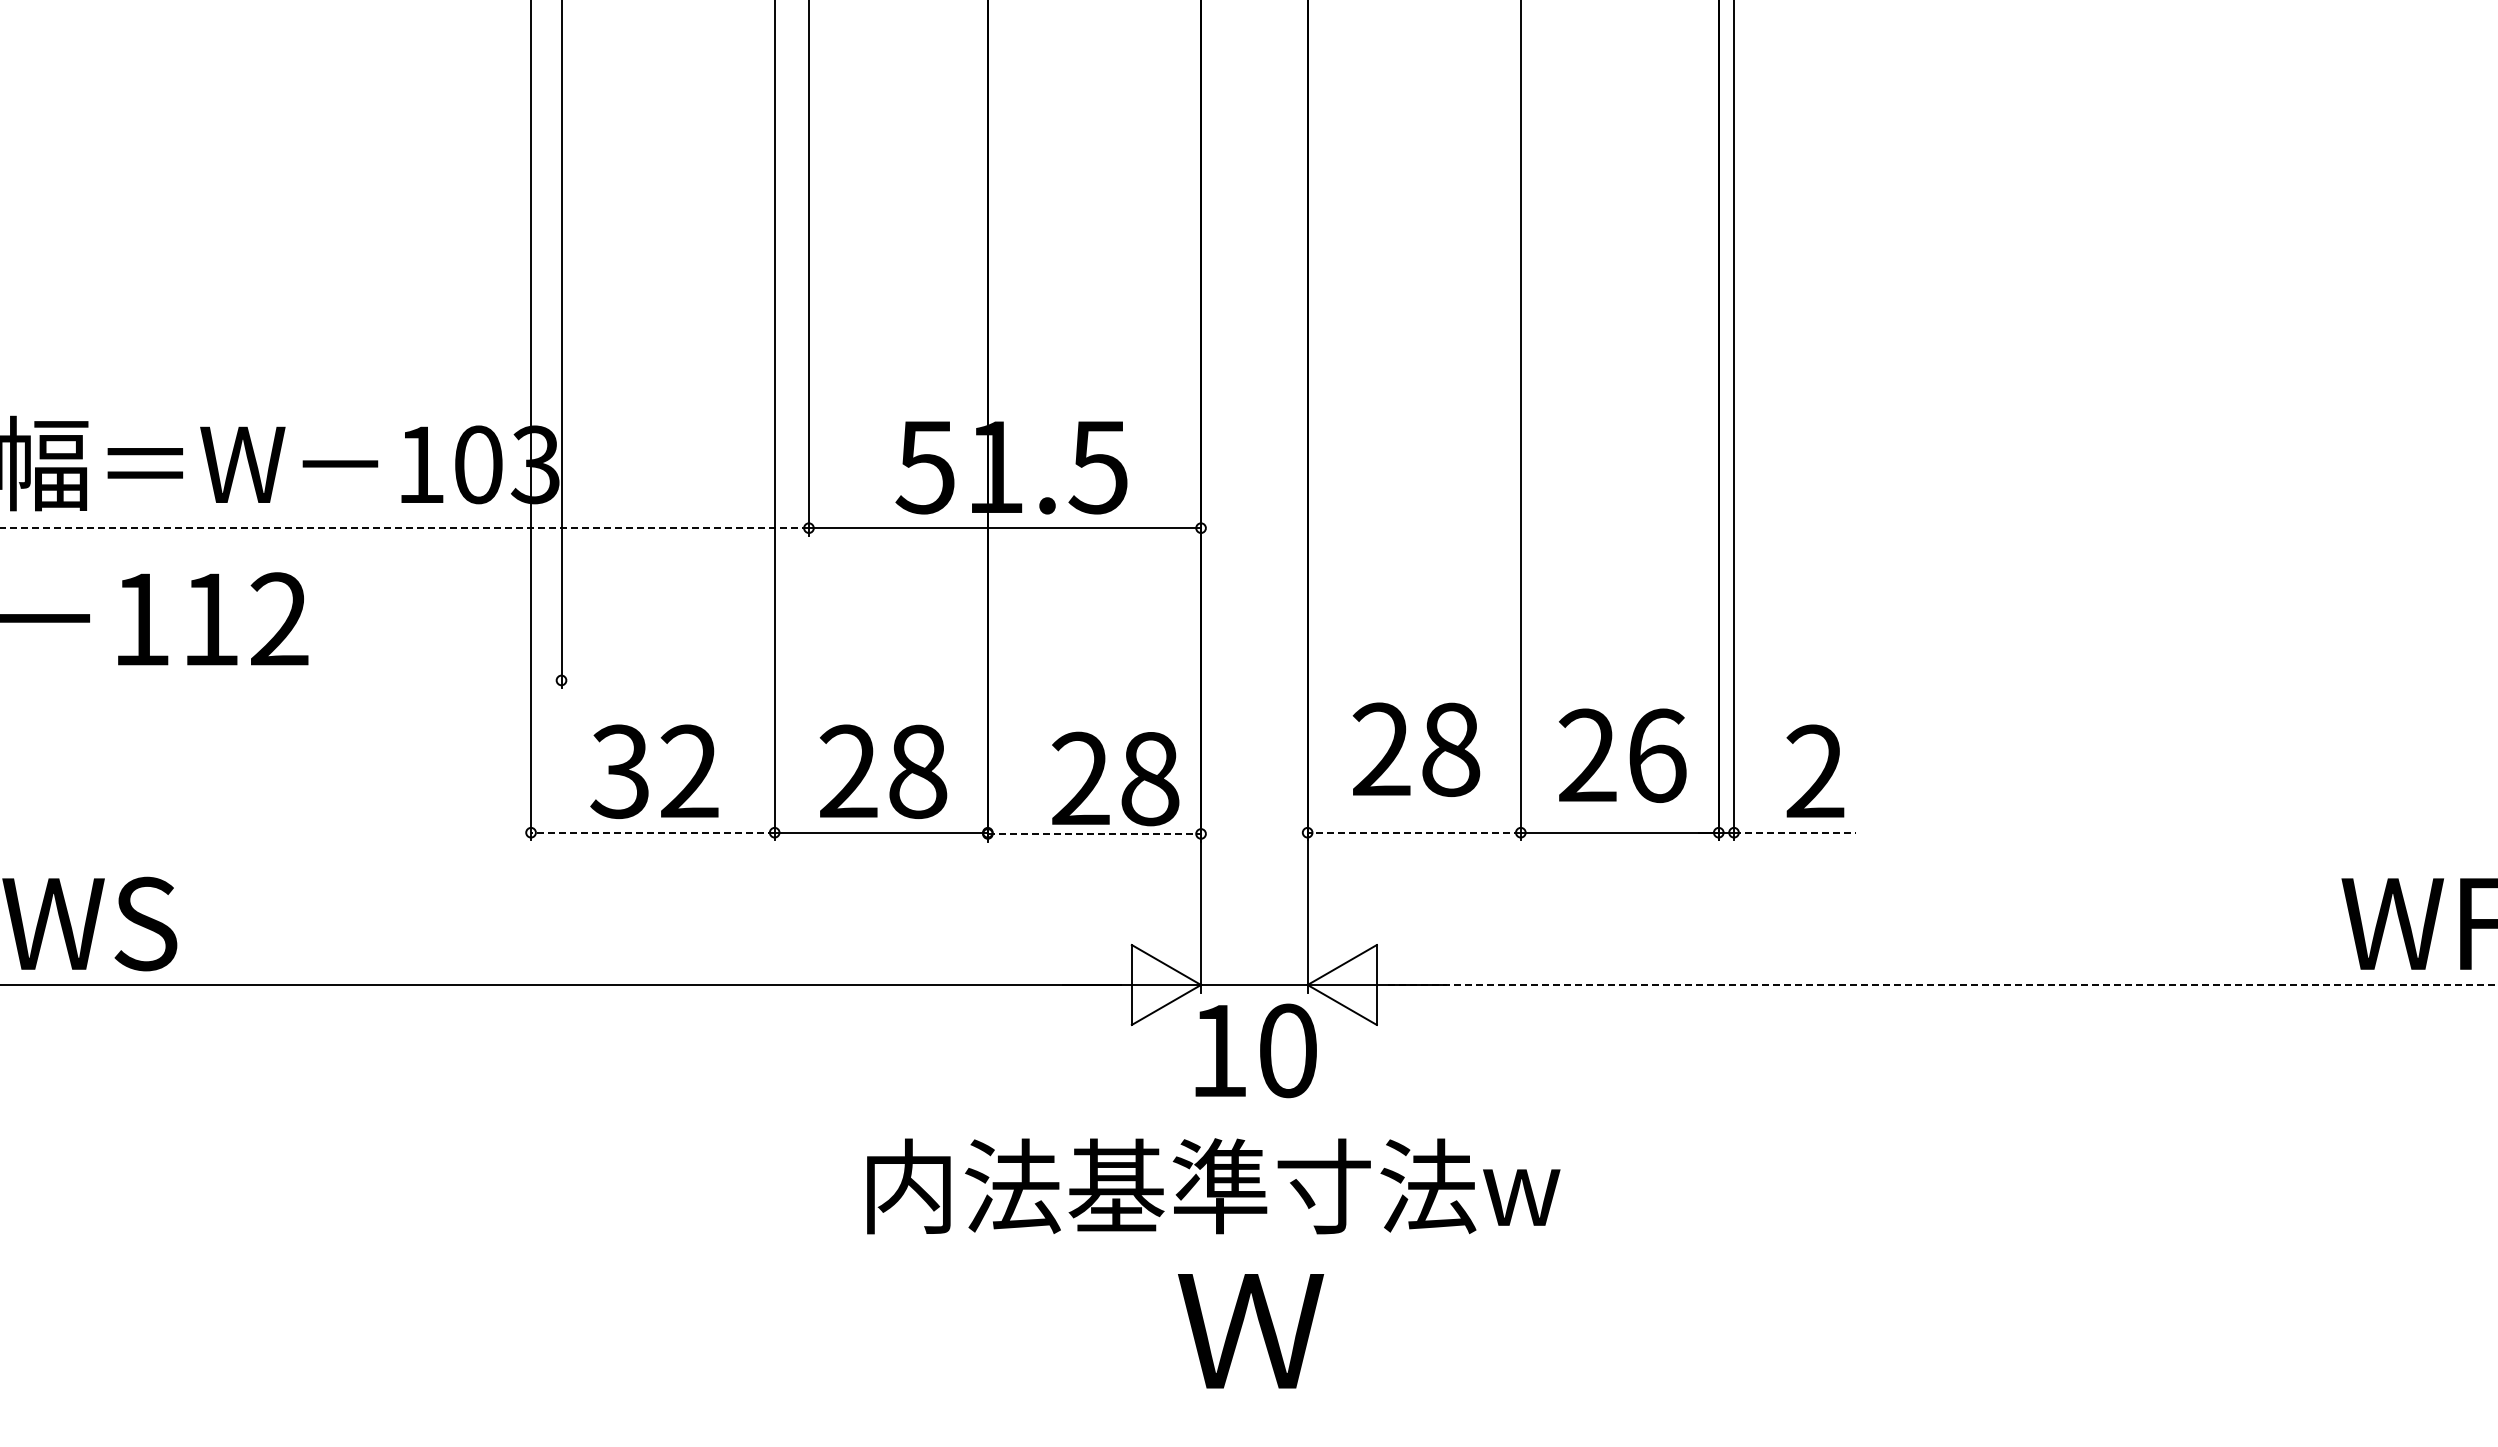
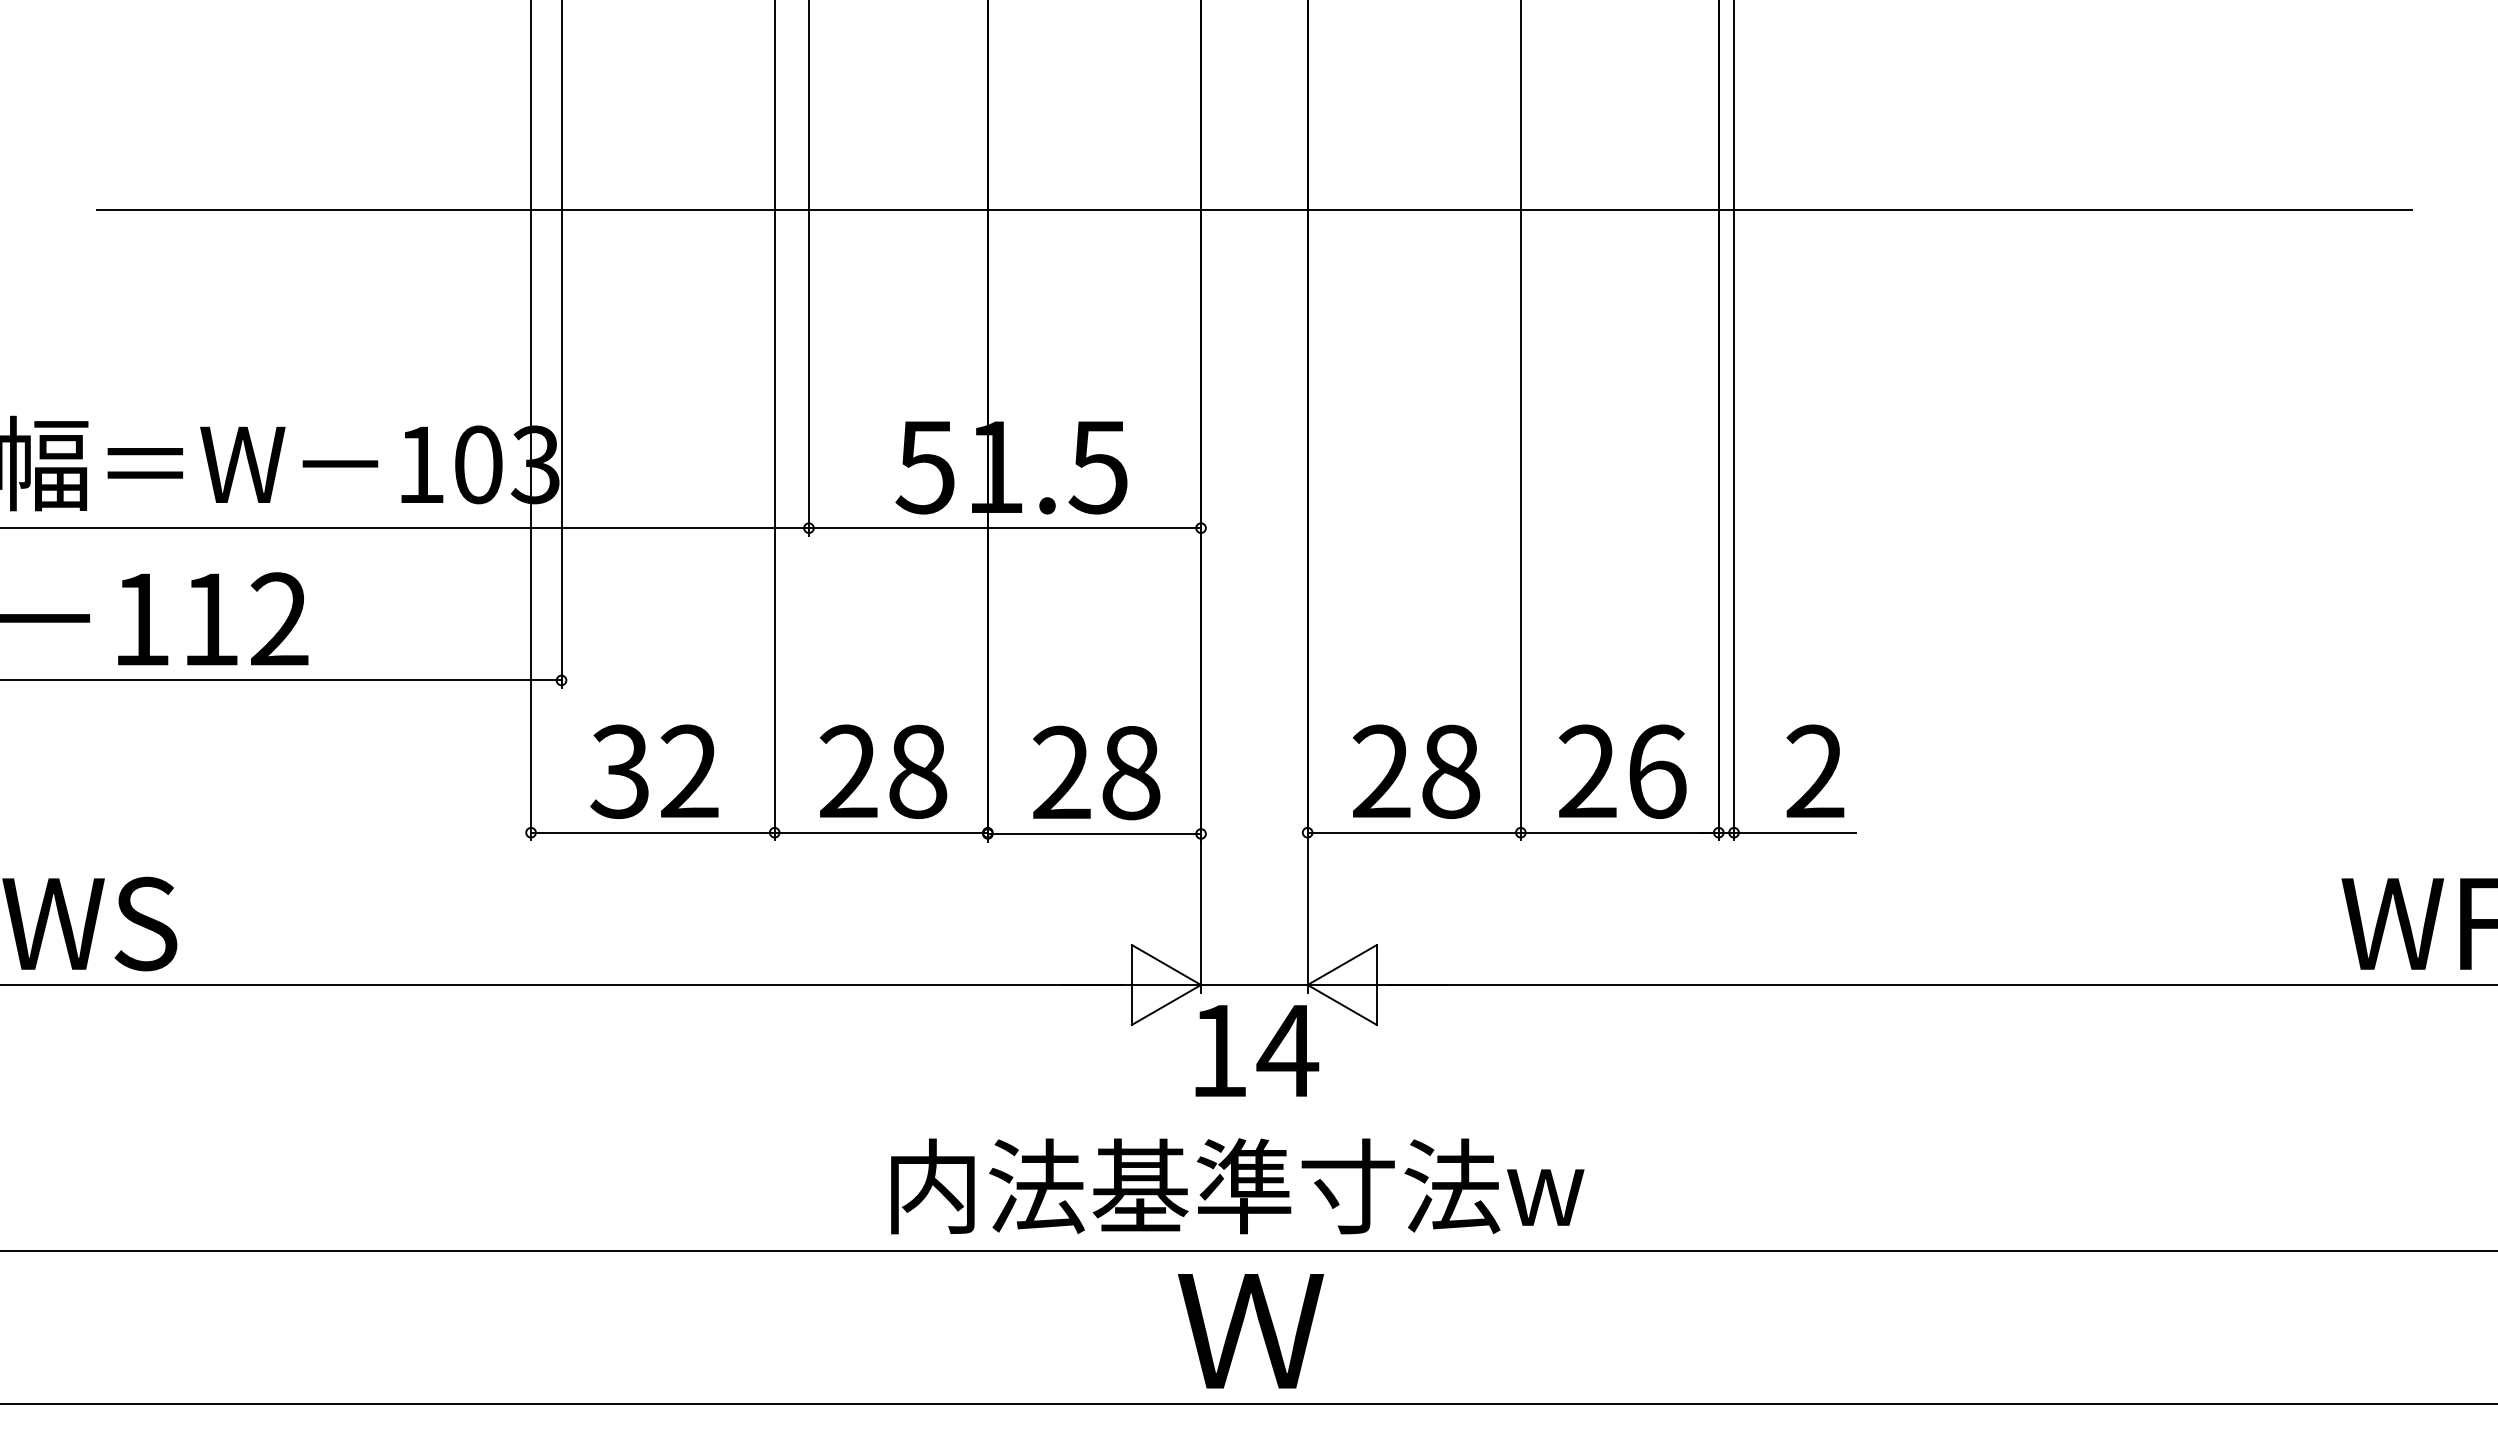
line: none -> present (1254, 209)
line: dashed -> solid (404, 528)
line: none -> present (281, 680)
text position: (1416, 749) -> (1416, 771) (1416, 771)
text position: (1622, 755) -> (1622, 771) (1622, 771)
text position: (1115, 778) -> (1096, 772) (1096, 772)
line: dashed -> solid (652, 832)
line: dashed -> solid (1414, 832)
line: dashed -> solid (1795, 832)
line: dashed -> solid (1094, 833)
line: dashed -> solid (1942, 985)
text: 10 -> 14 (1287, 1050)
text position: (1213, 1186) -> (1237, 1186) (1237, 1186)
line: none -> present (1248, 1251)
line: none -> present (1248, 1403)
